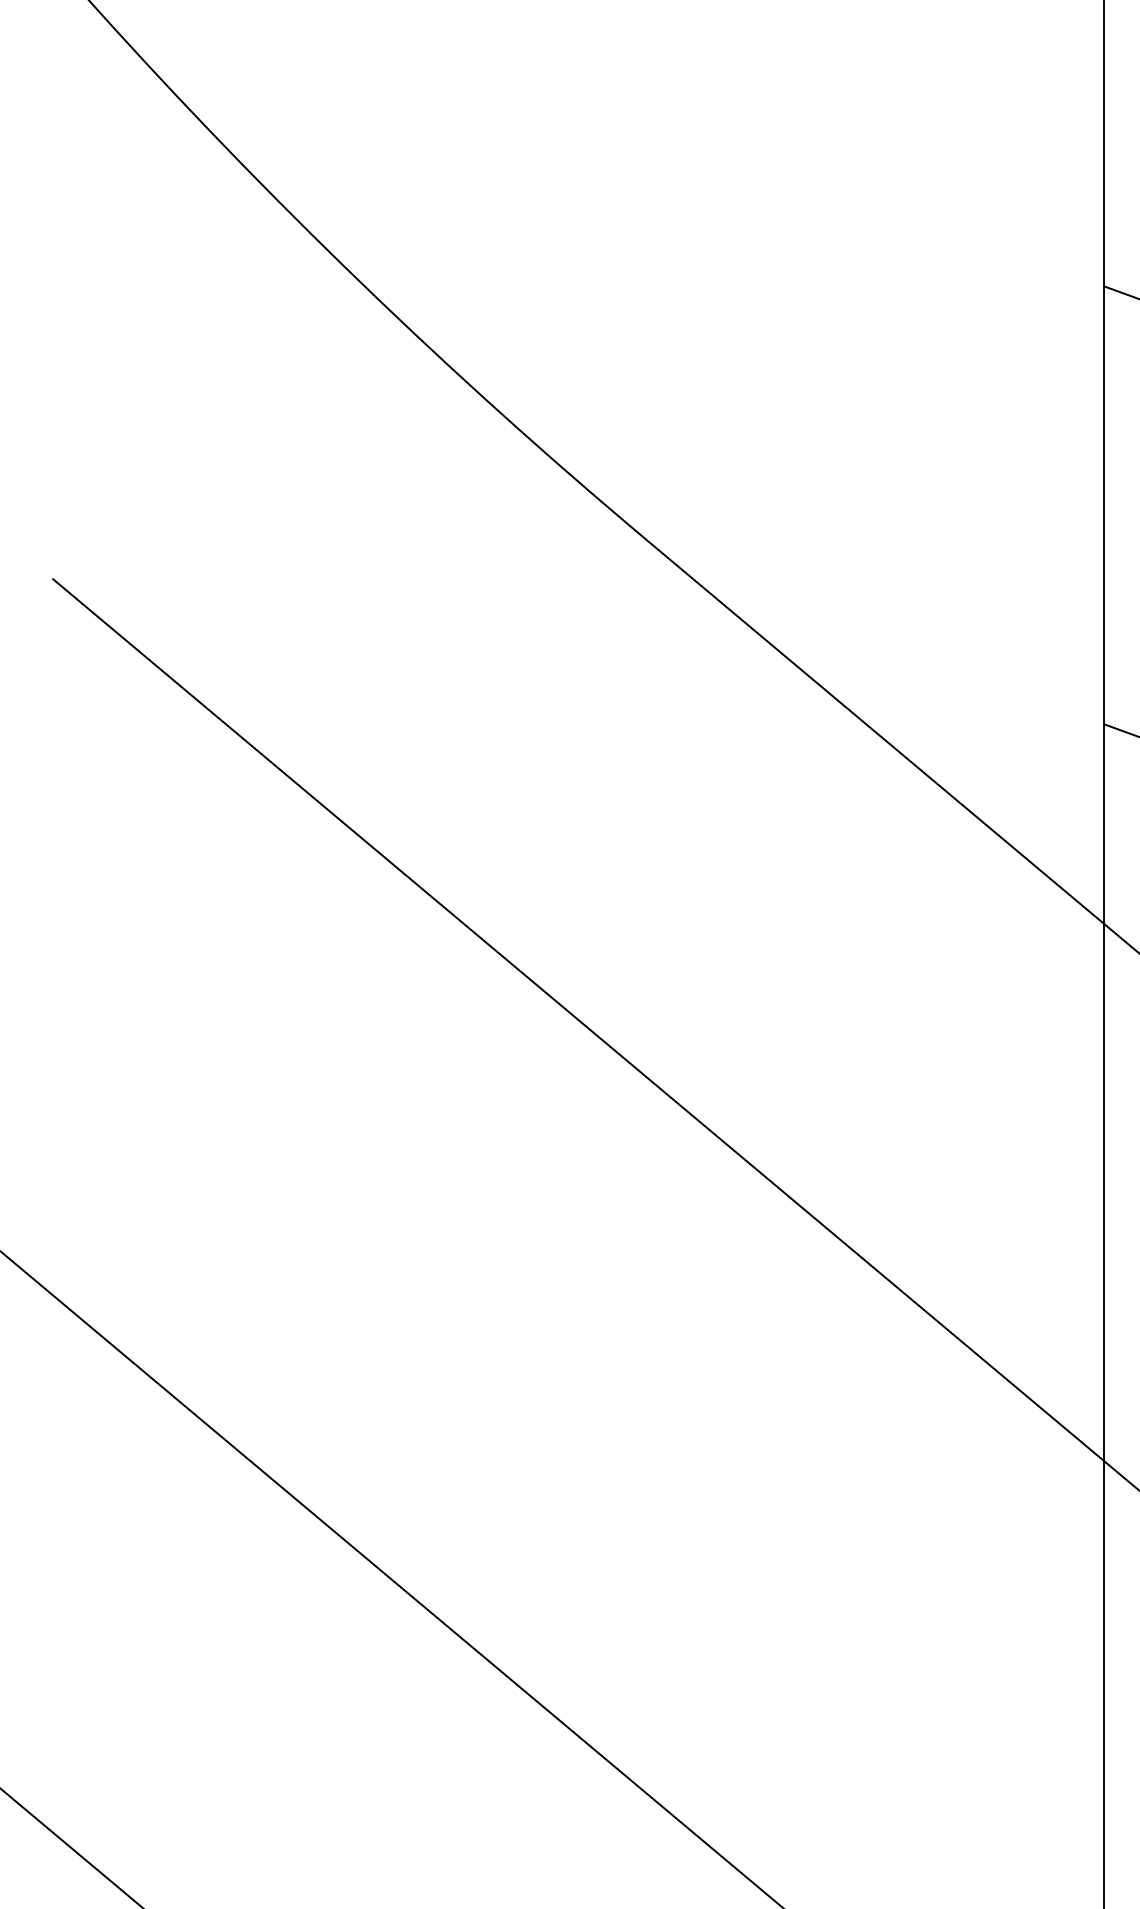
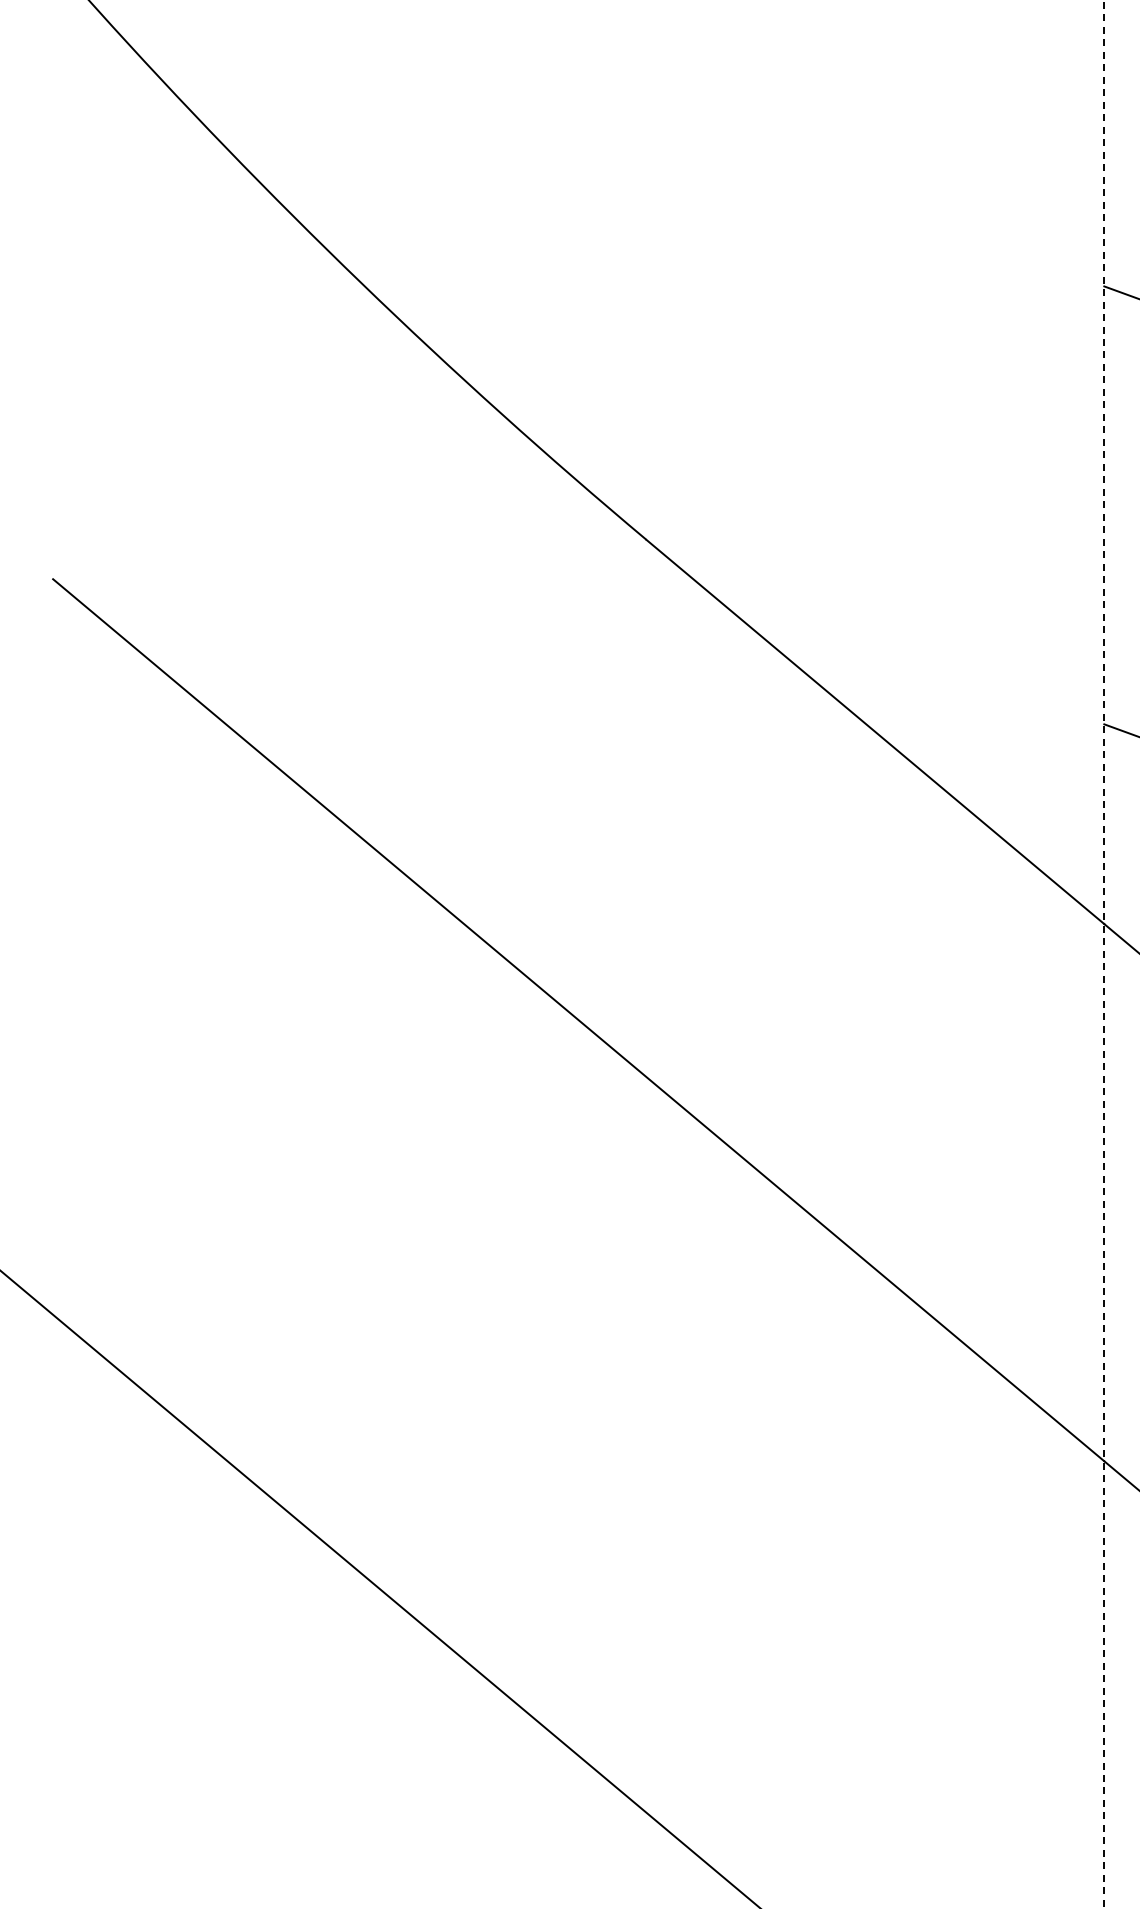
line: solid -> dashed (1104, 954)
line position: (391, 1578) -> (379, 1588) (379, 1588)
line: present -> none (71, 1847)
